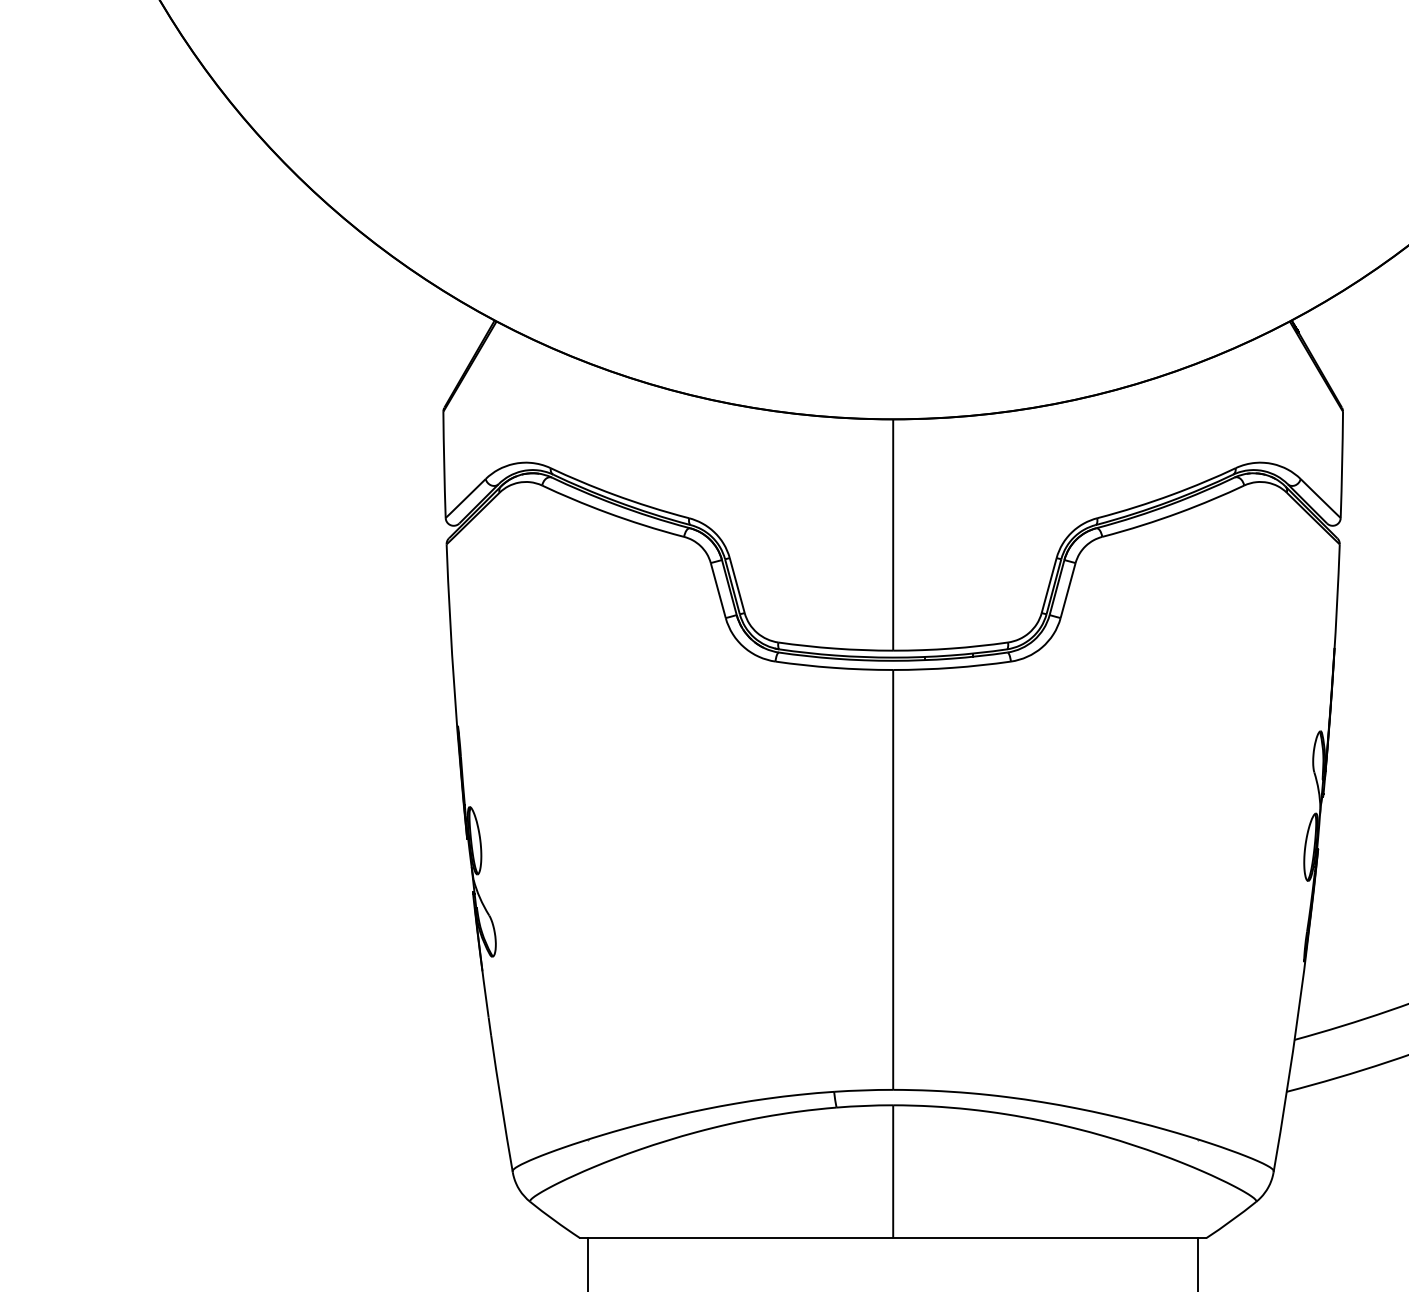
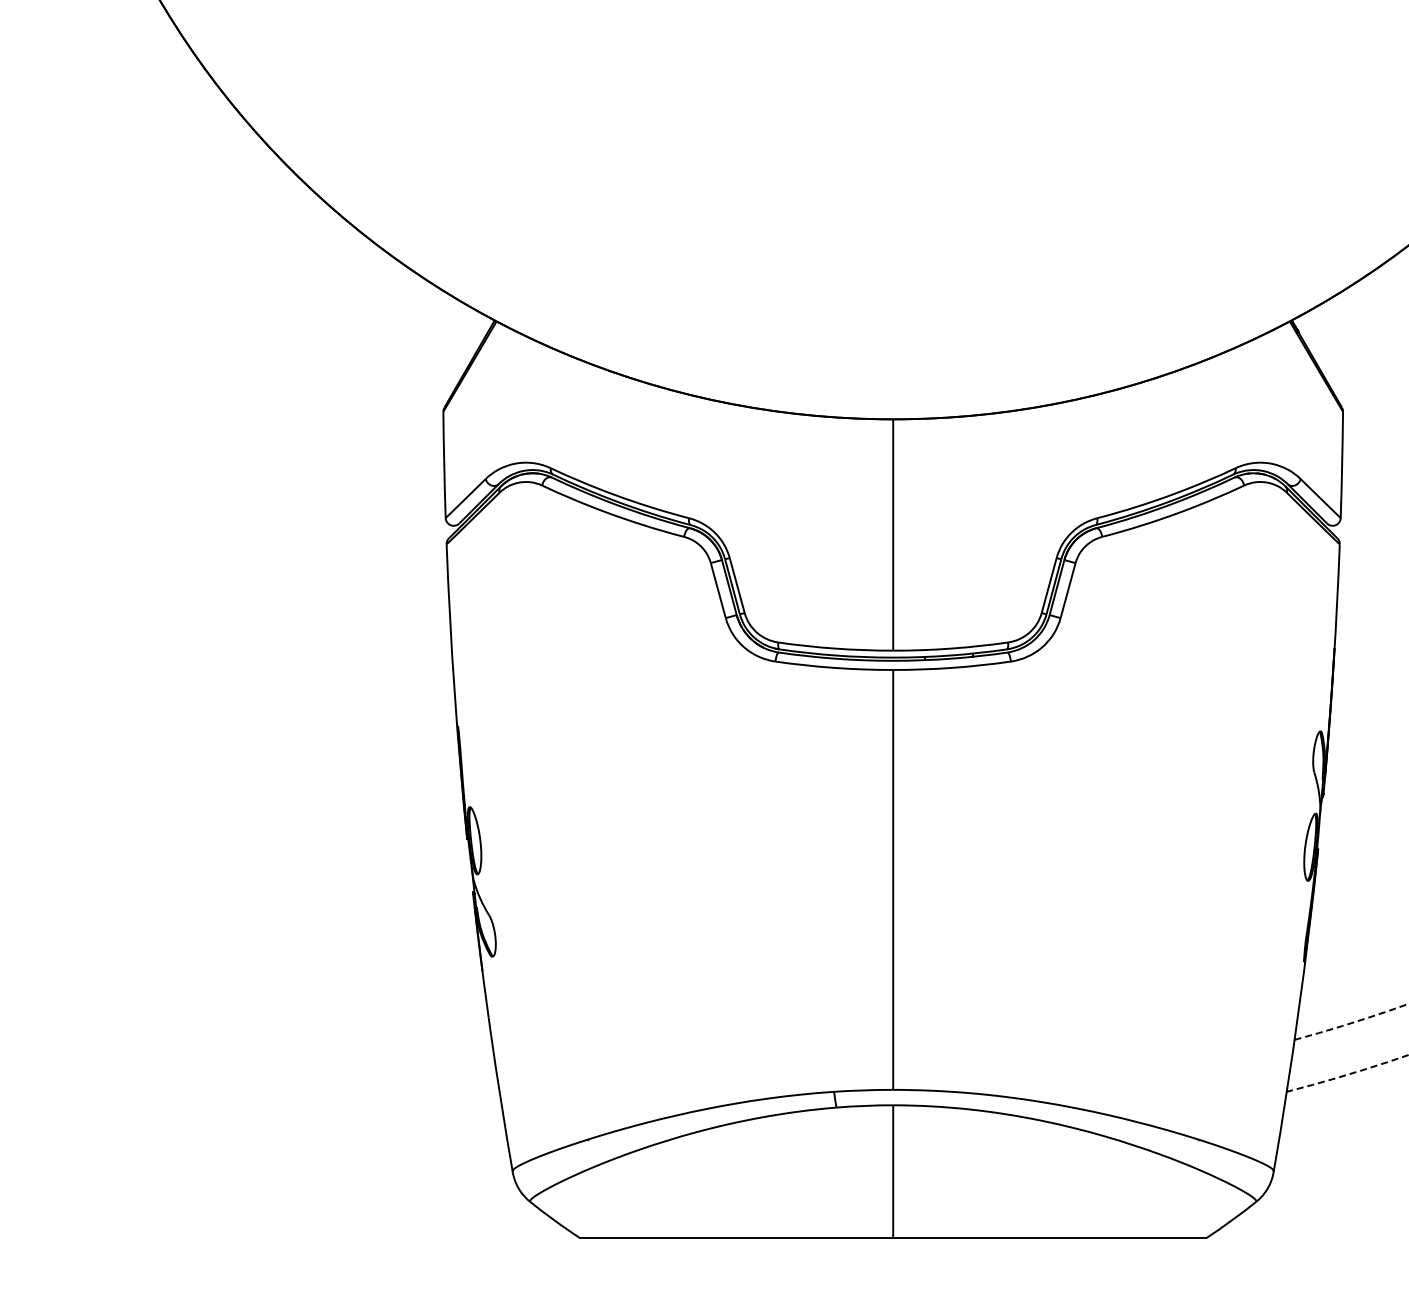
arc: solid -> dashed (1352, 1022)
arc: solid -> dashed (1348, 1074)
line: present -> none (588, 1263)
line: present -> none (1198, 1263)
